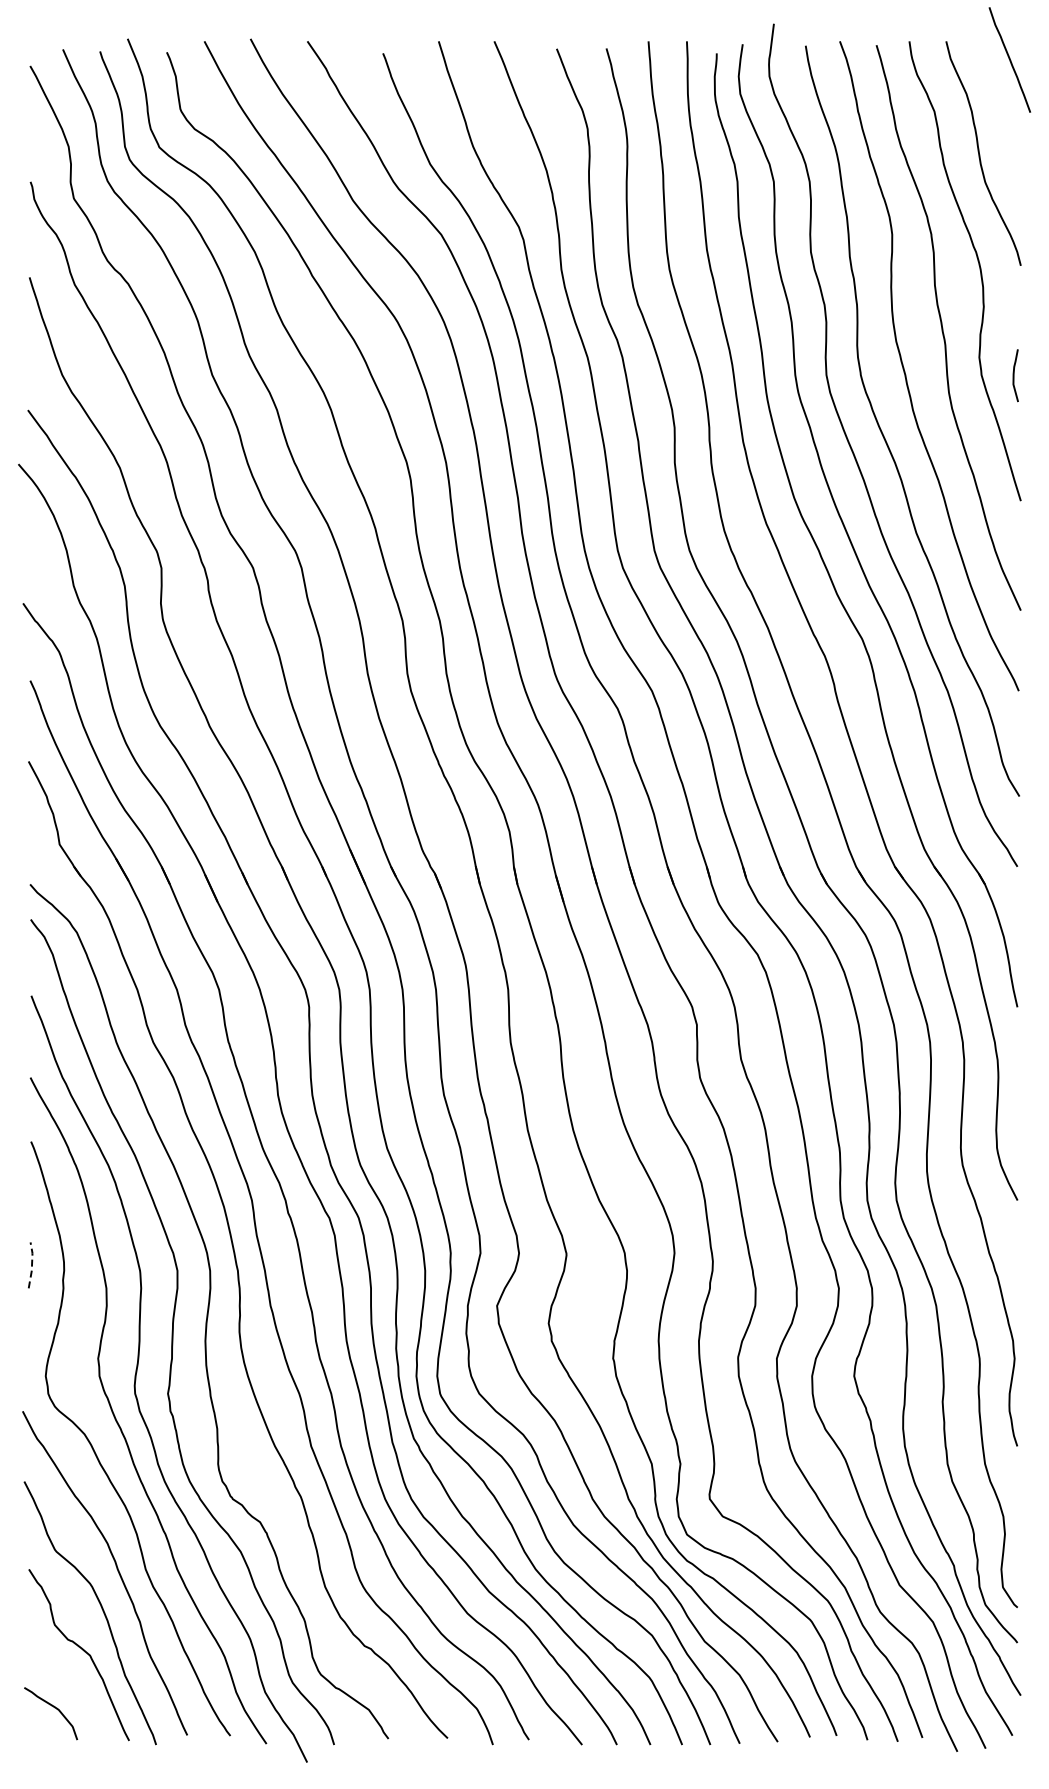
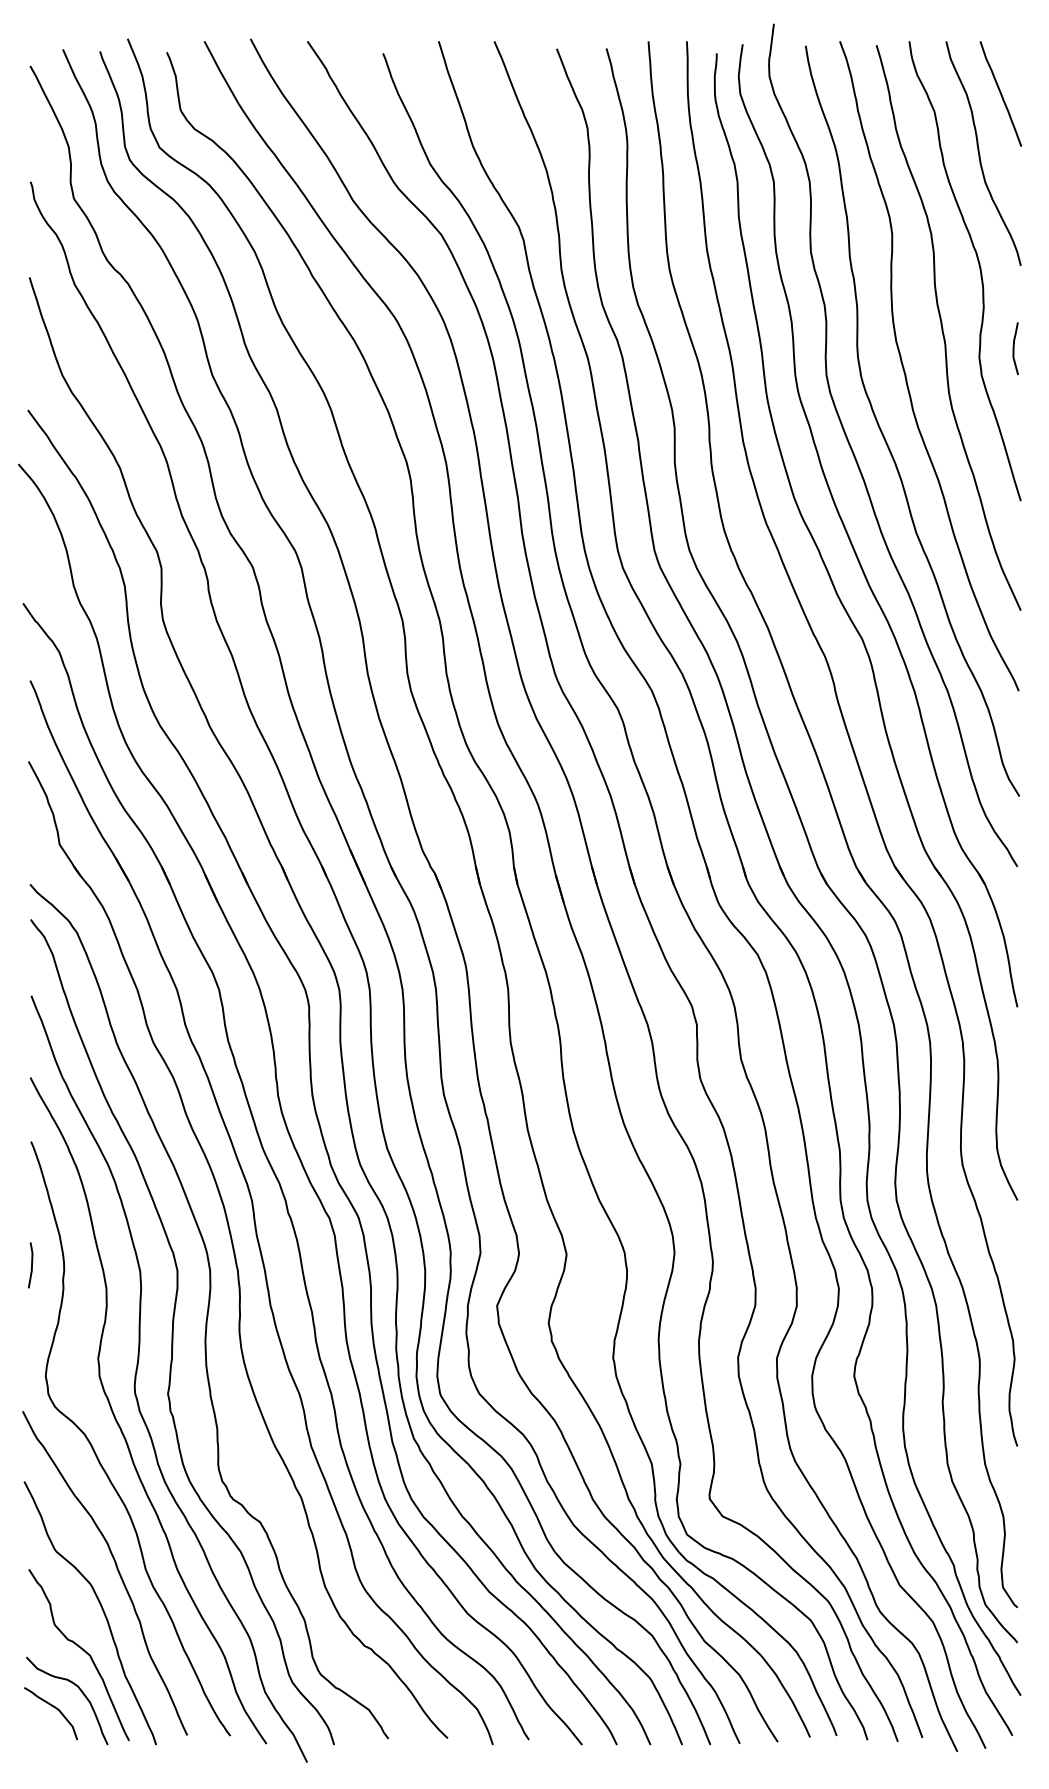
line position: (1009, 59) -> (1000, 93) (1000, 93)
curve position: (1014, 375) -> (1014, 348) (1014, 348)
line: dashed -> solid (32, 1264)
curve: none -> present (79, 1690)
